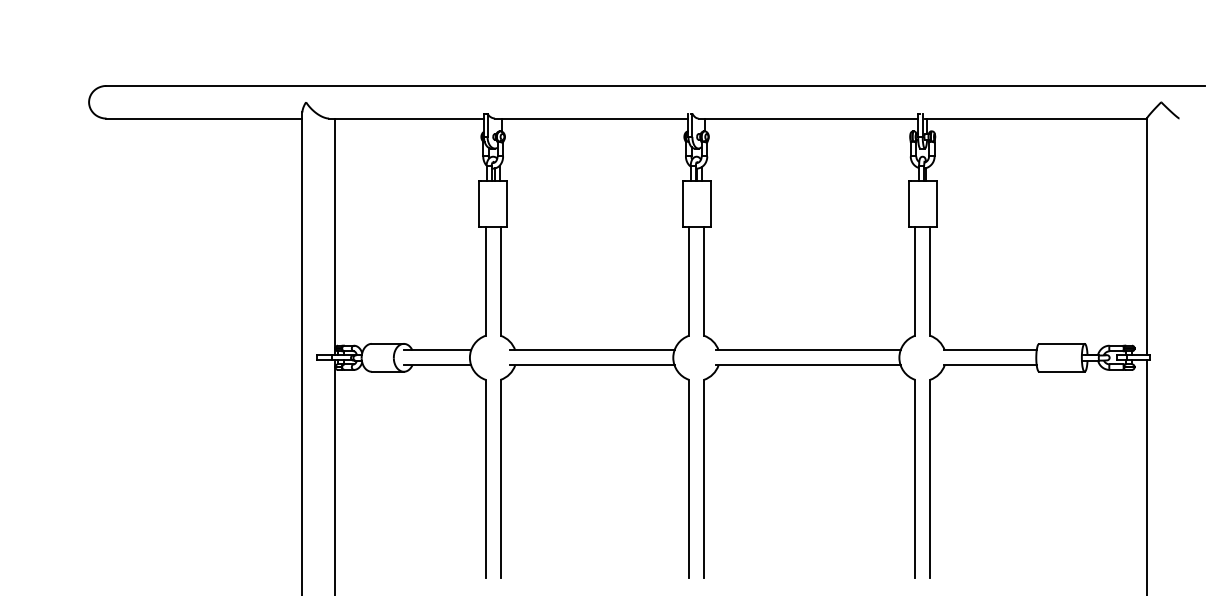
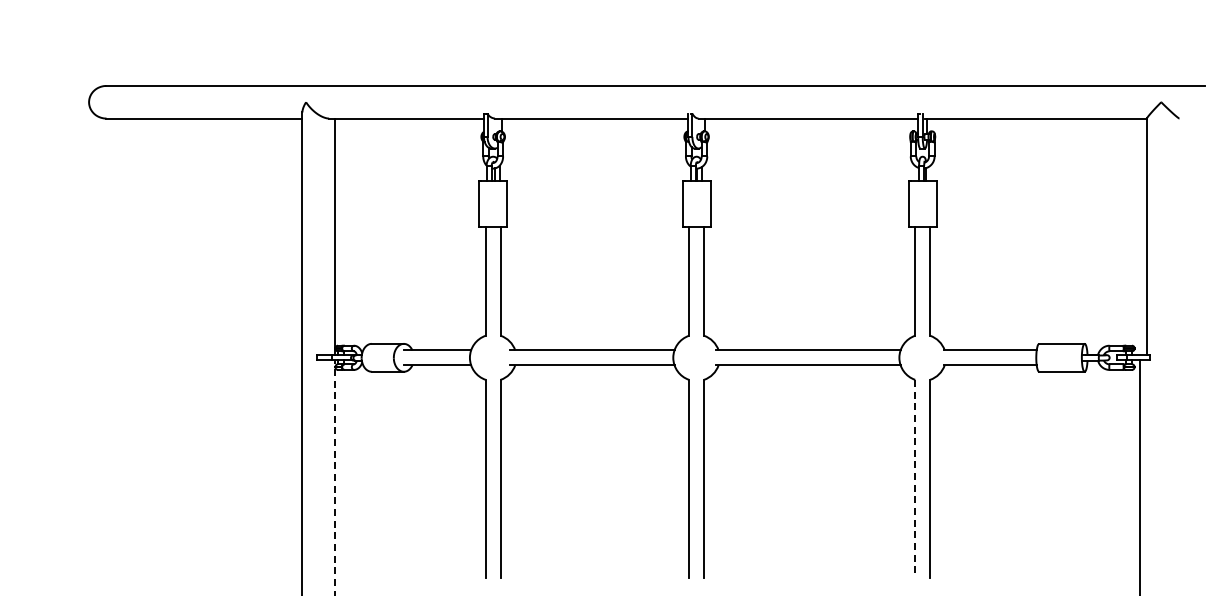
line position: (1147, 476) -> (1140, 476) (1140, 476)
line: solid -> dashed (335, 477)
line: solid -> dashed (915, 479)
